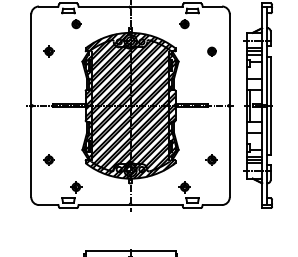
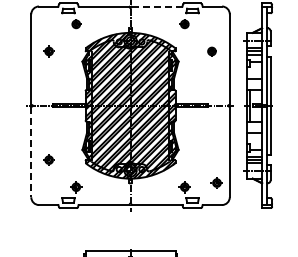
line: solid -> dashed (157, 6)
line: solid -> dashed (31, 152)
part position: (211, 159) -> (216, 182) (216, 182)
